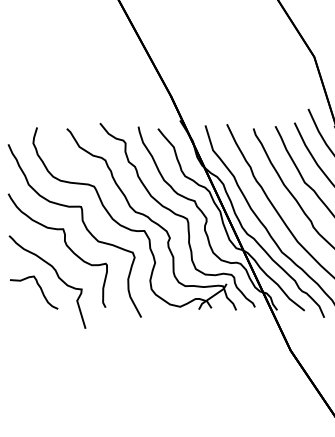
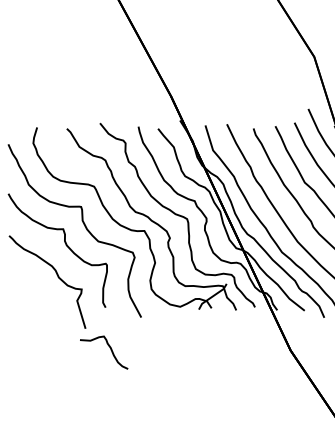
part position: (40, 290) -> (110, 350) (110, 350)
